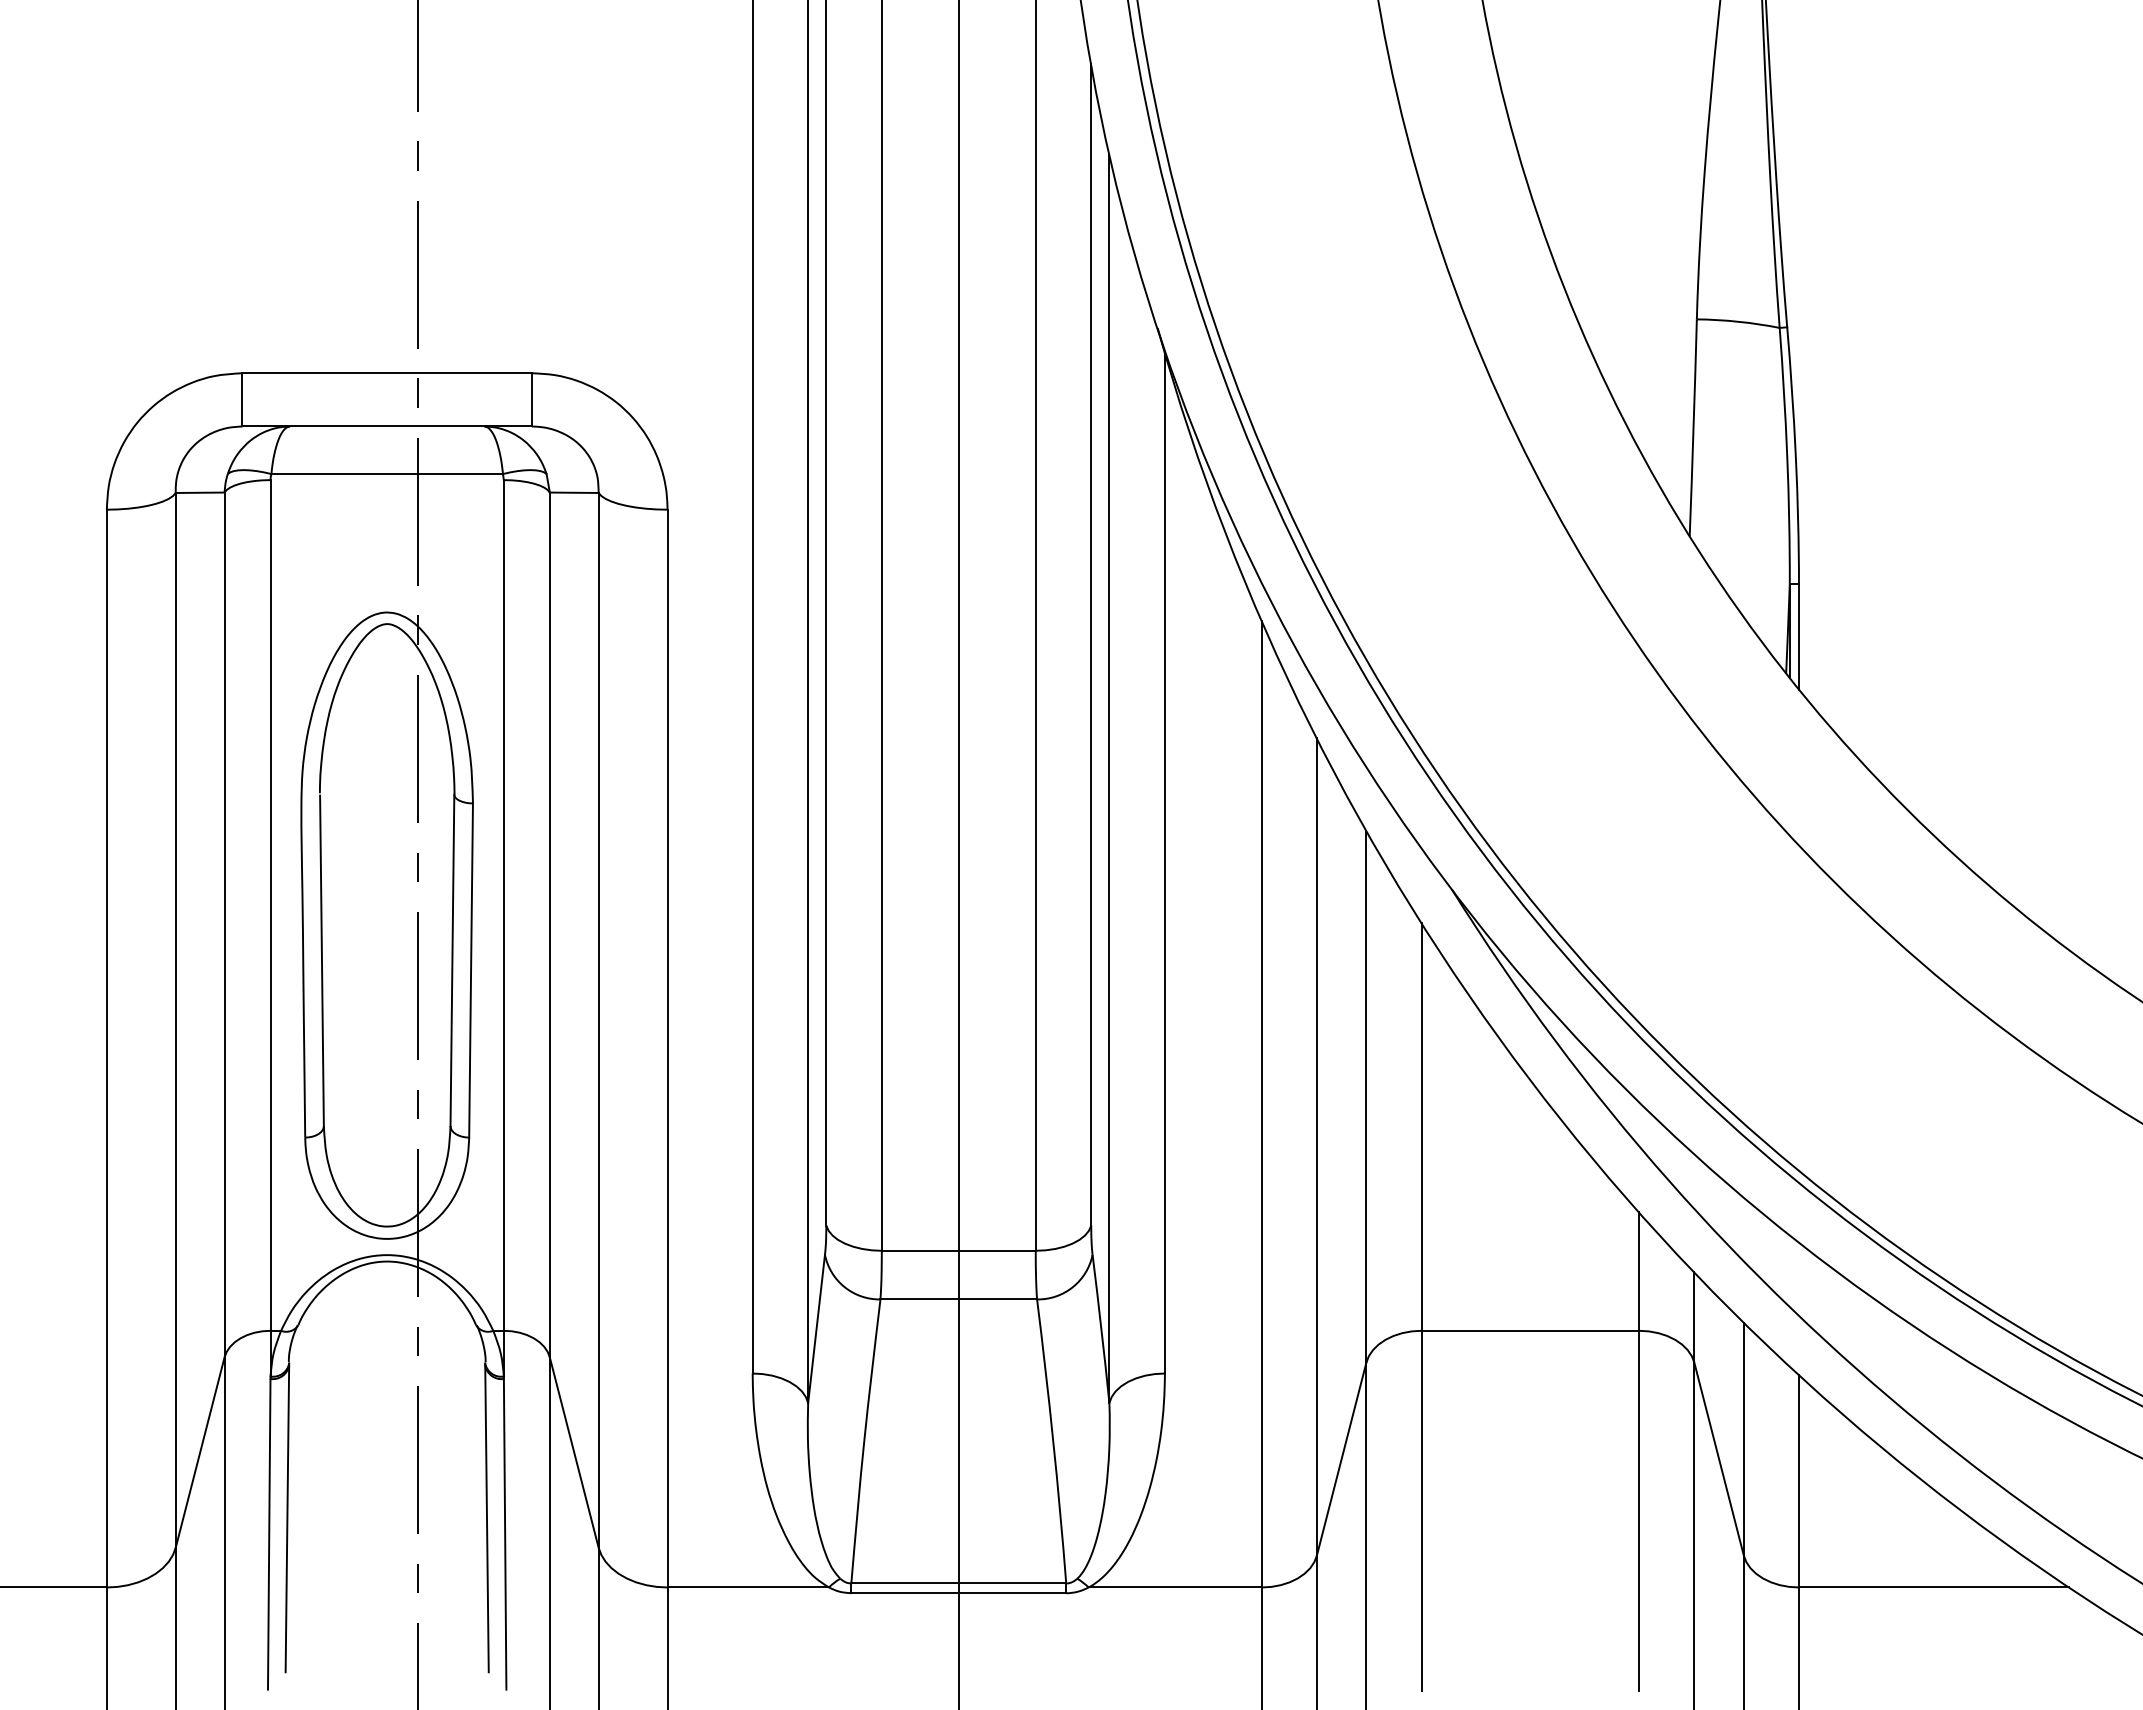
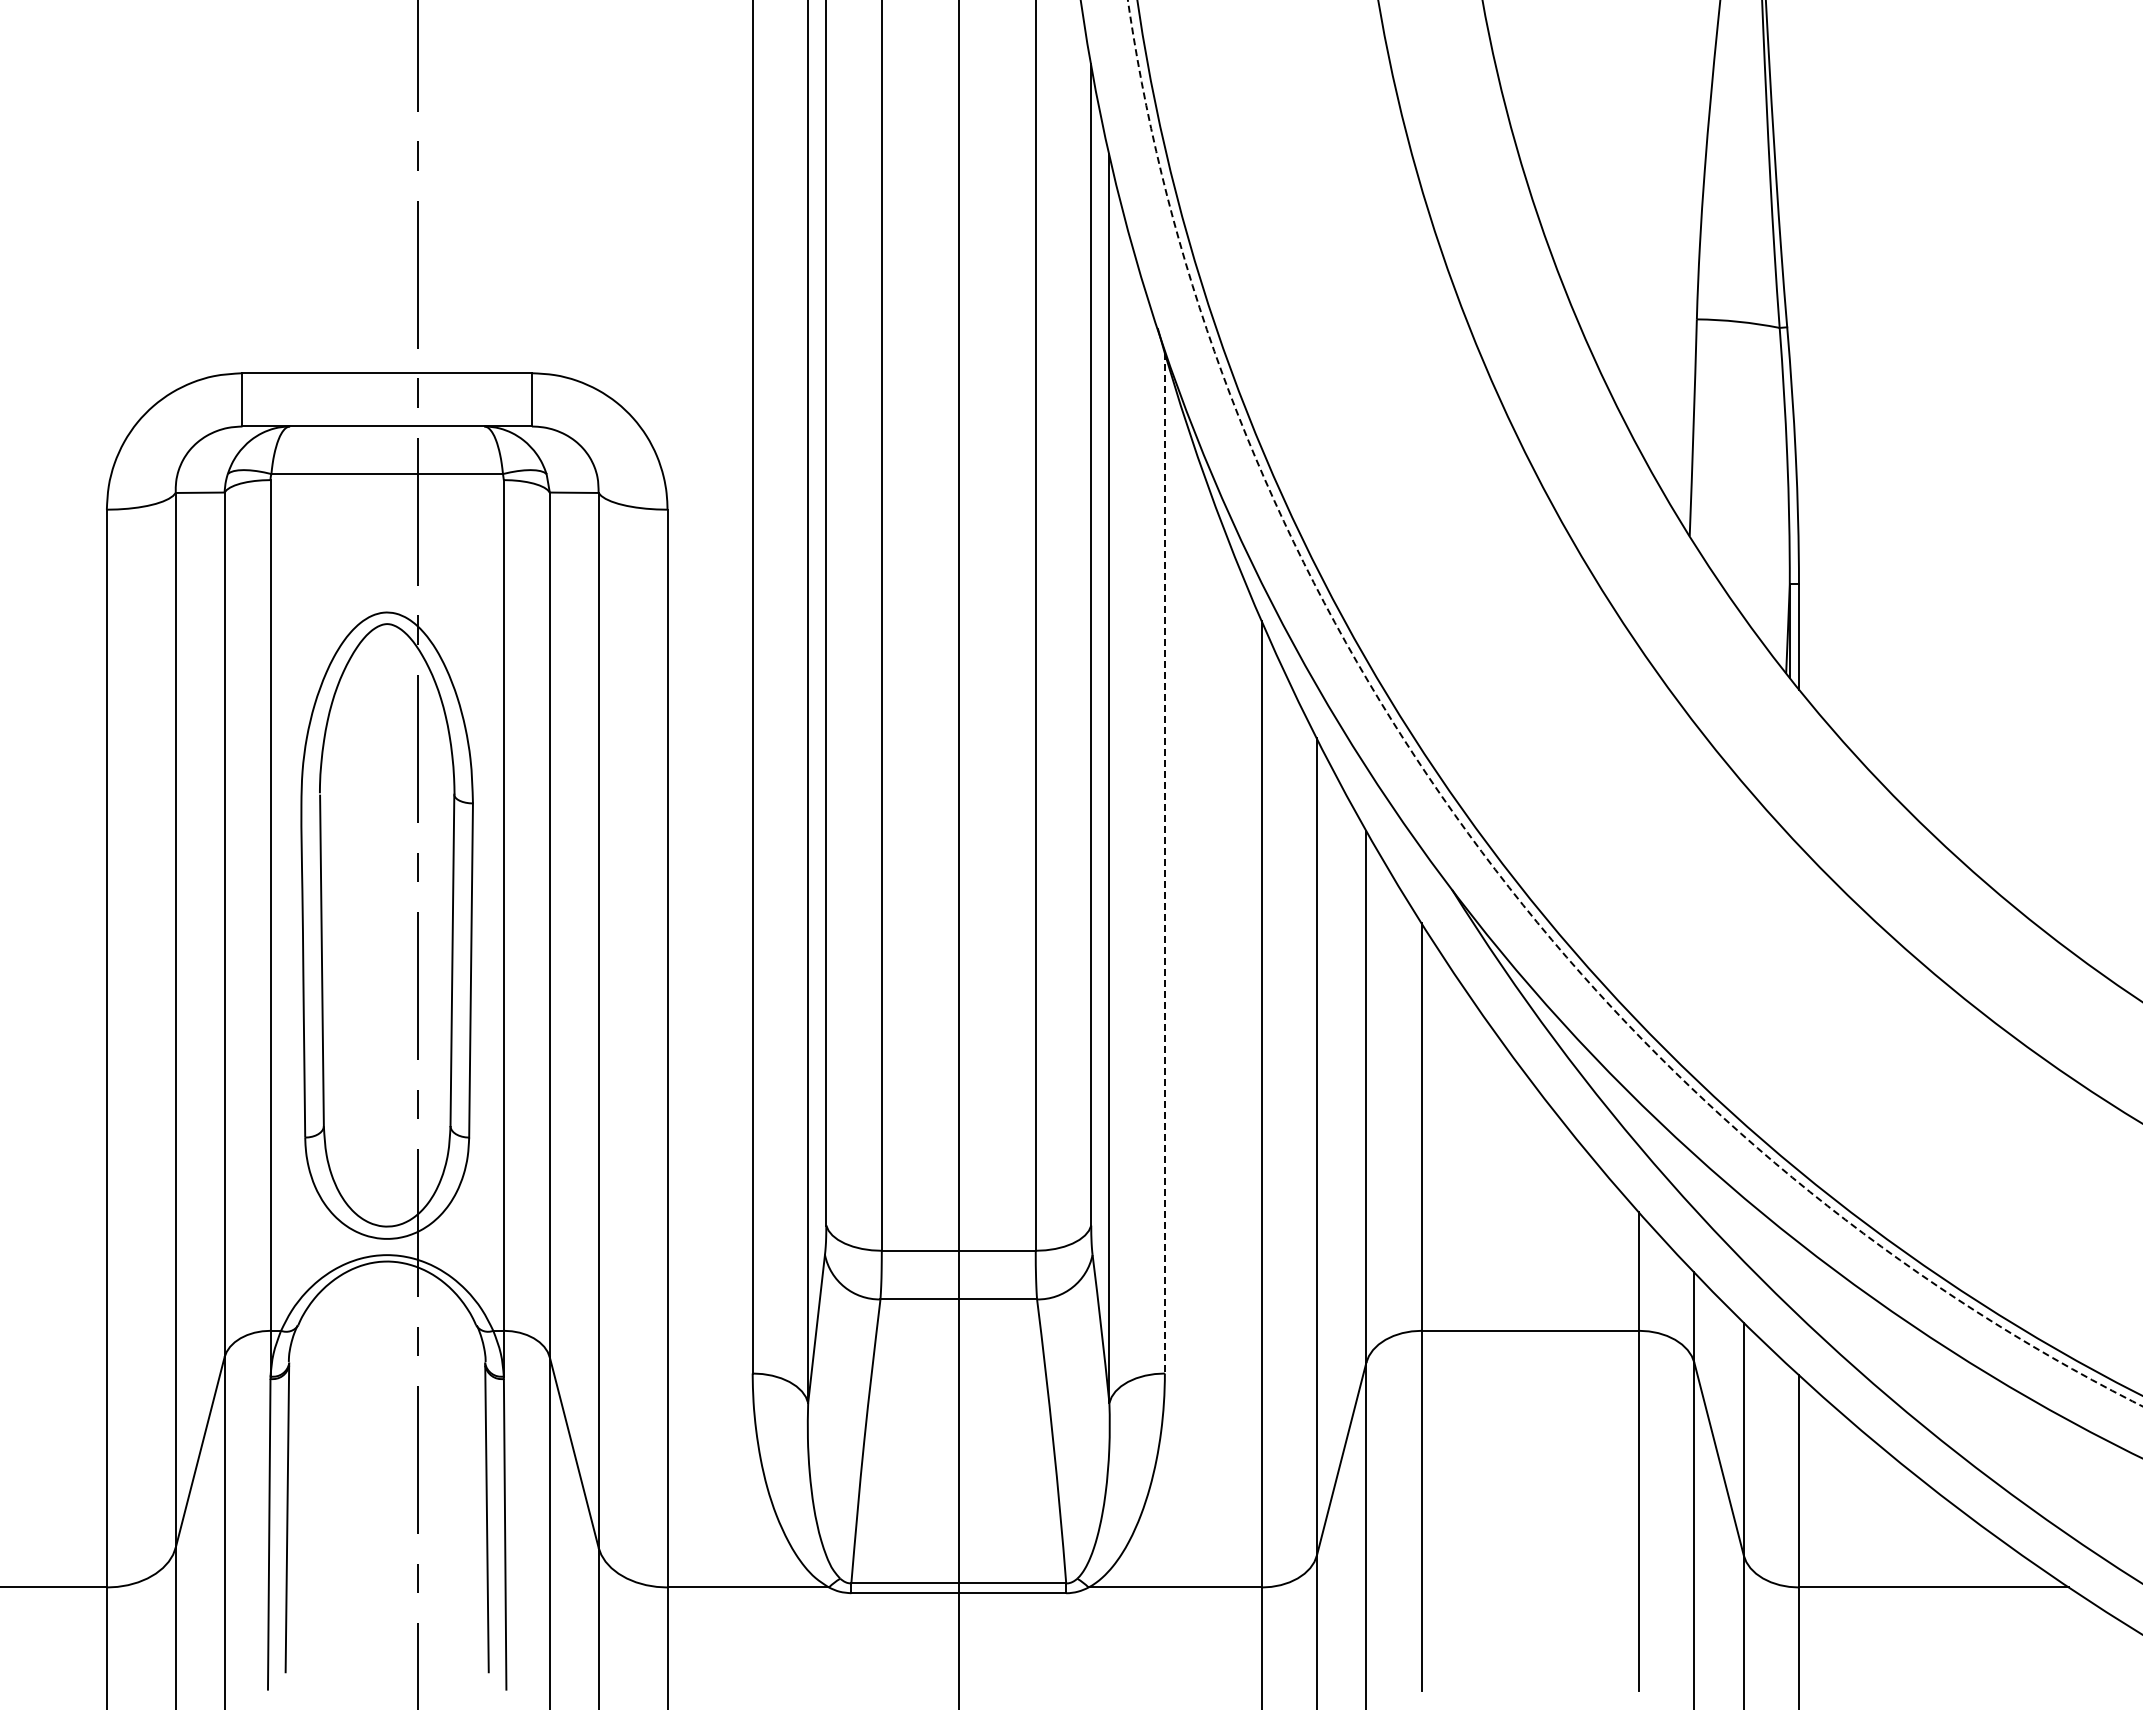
circle: solid -> dashed (1634, 703)
line: solid -> dashed (1164, 863)
